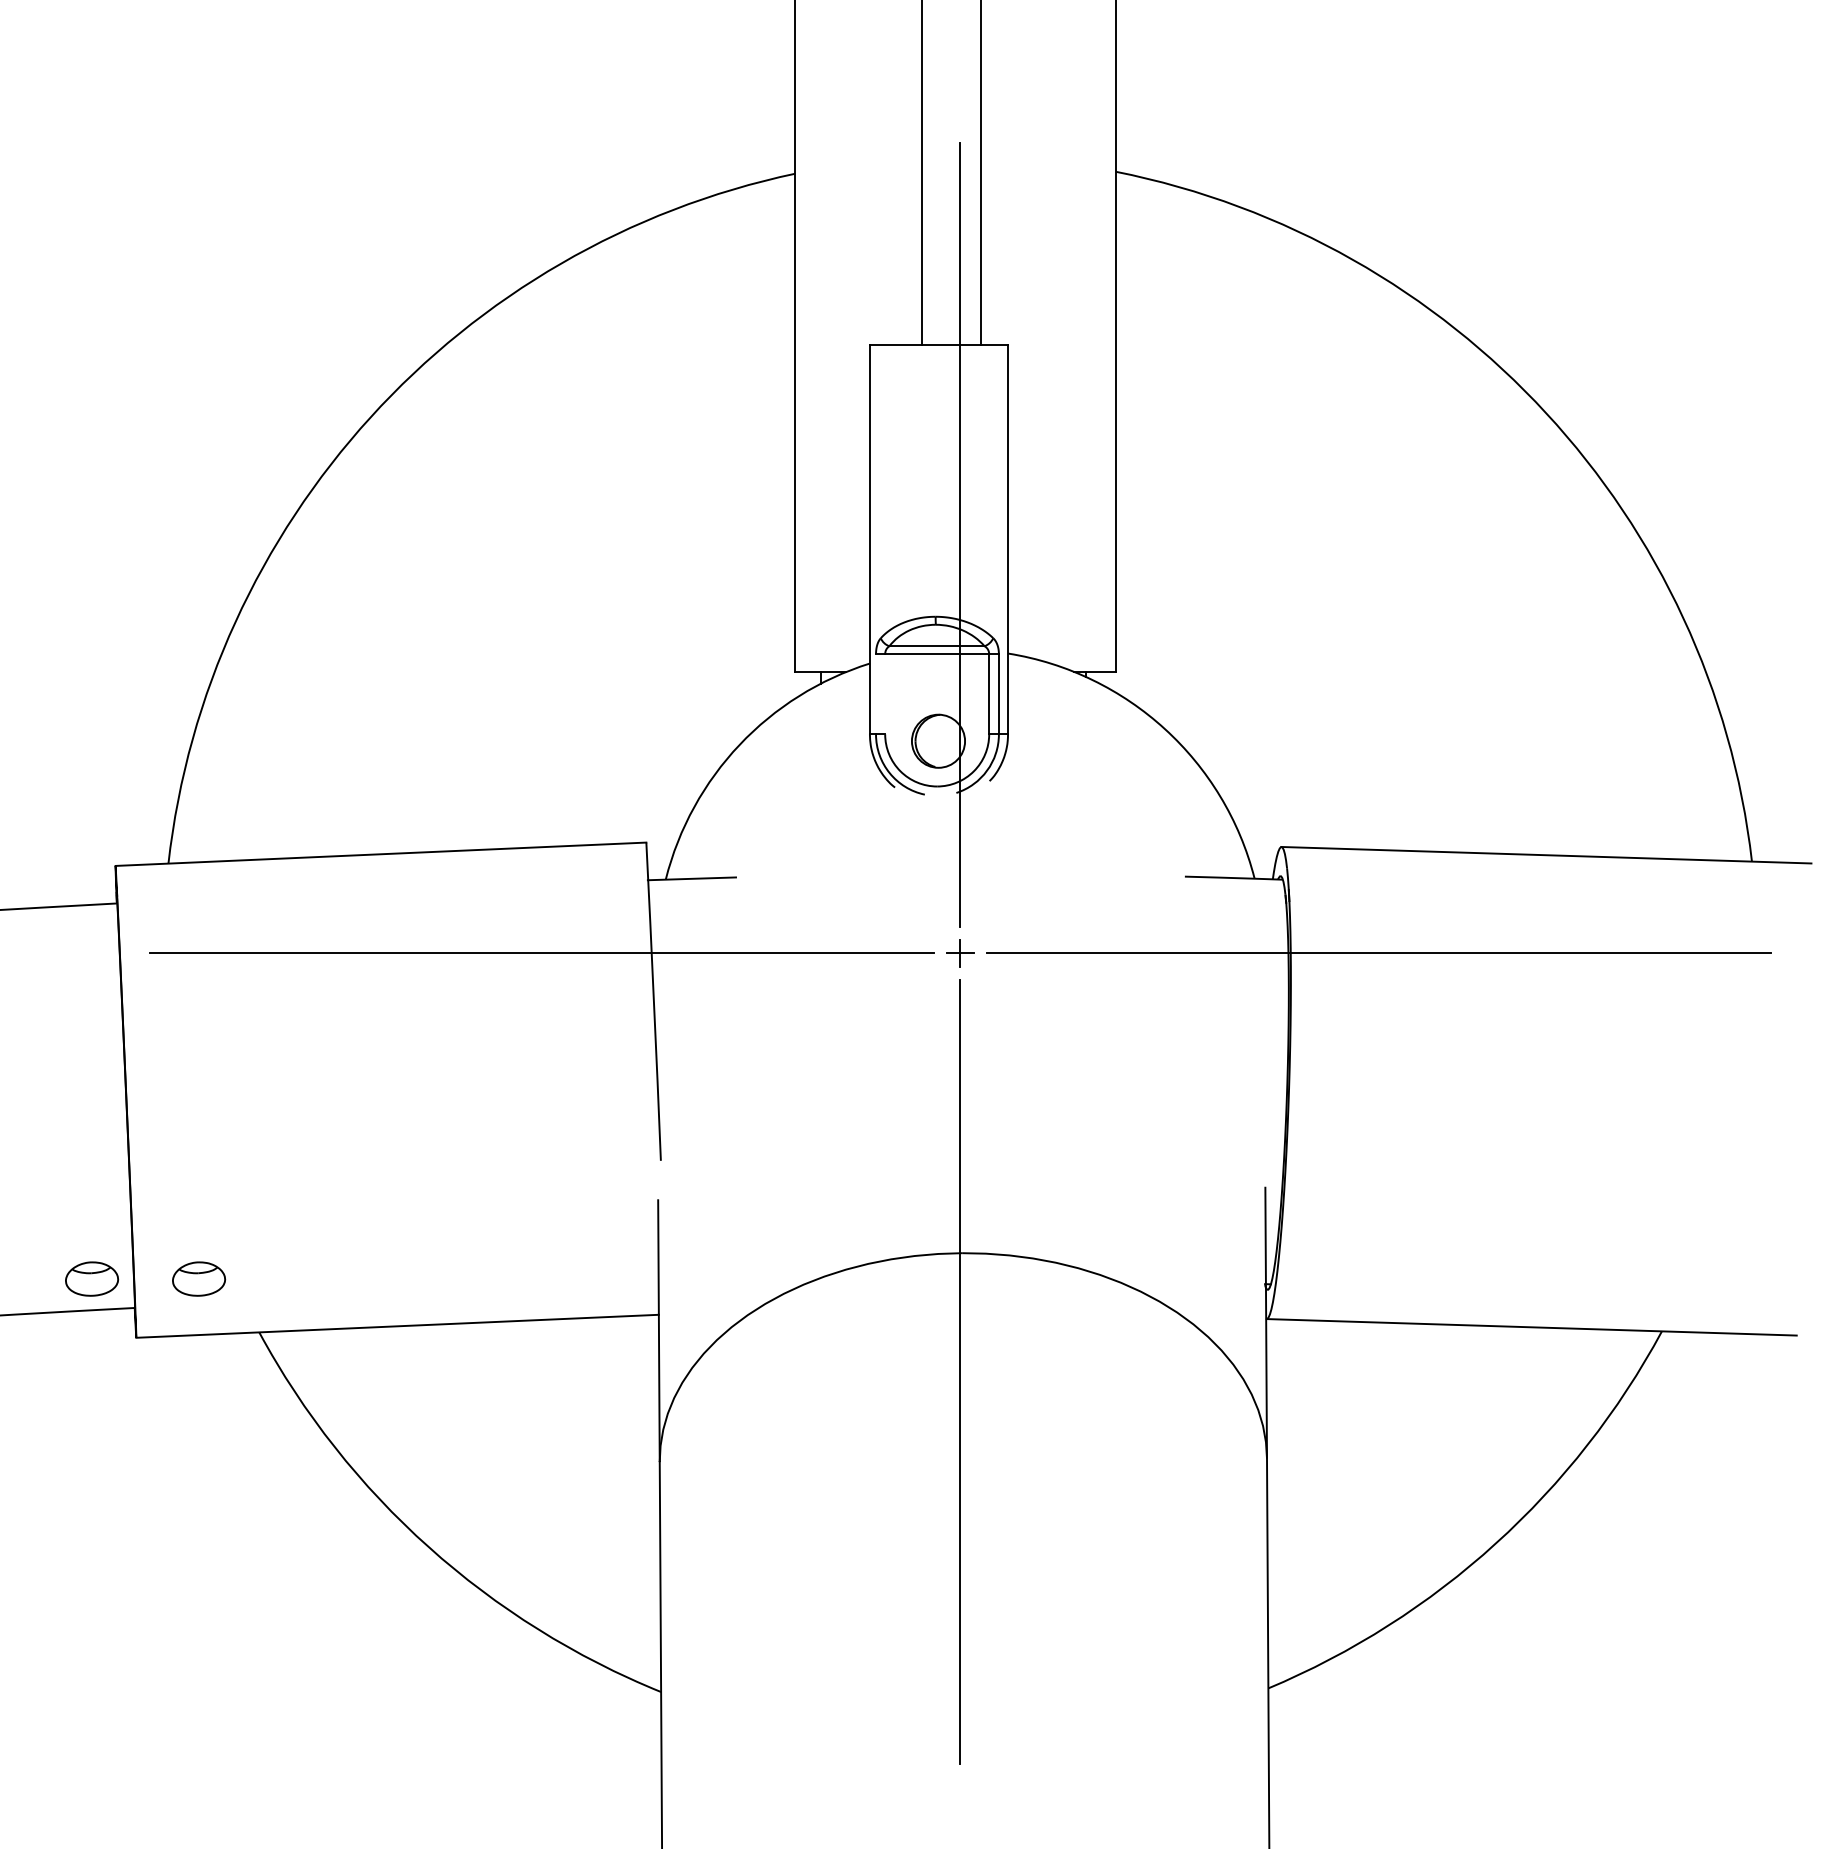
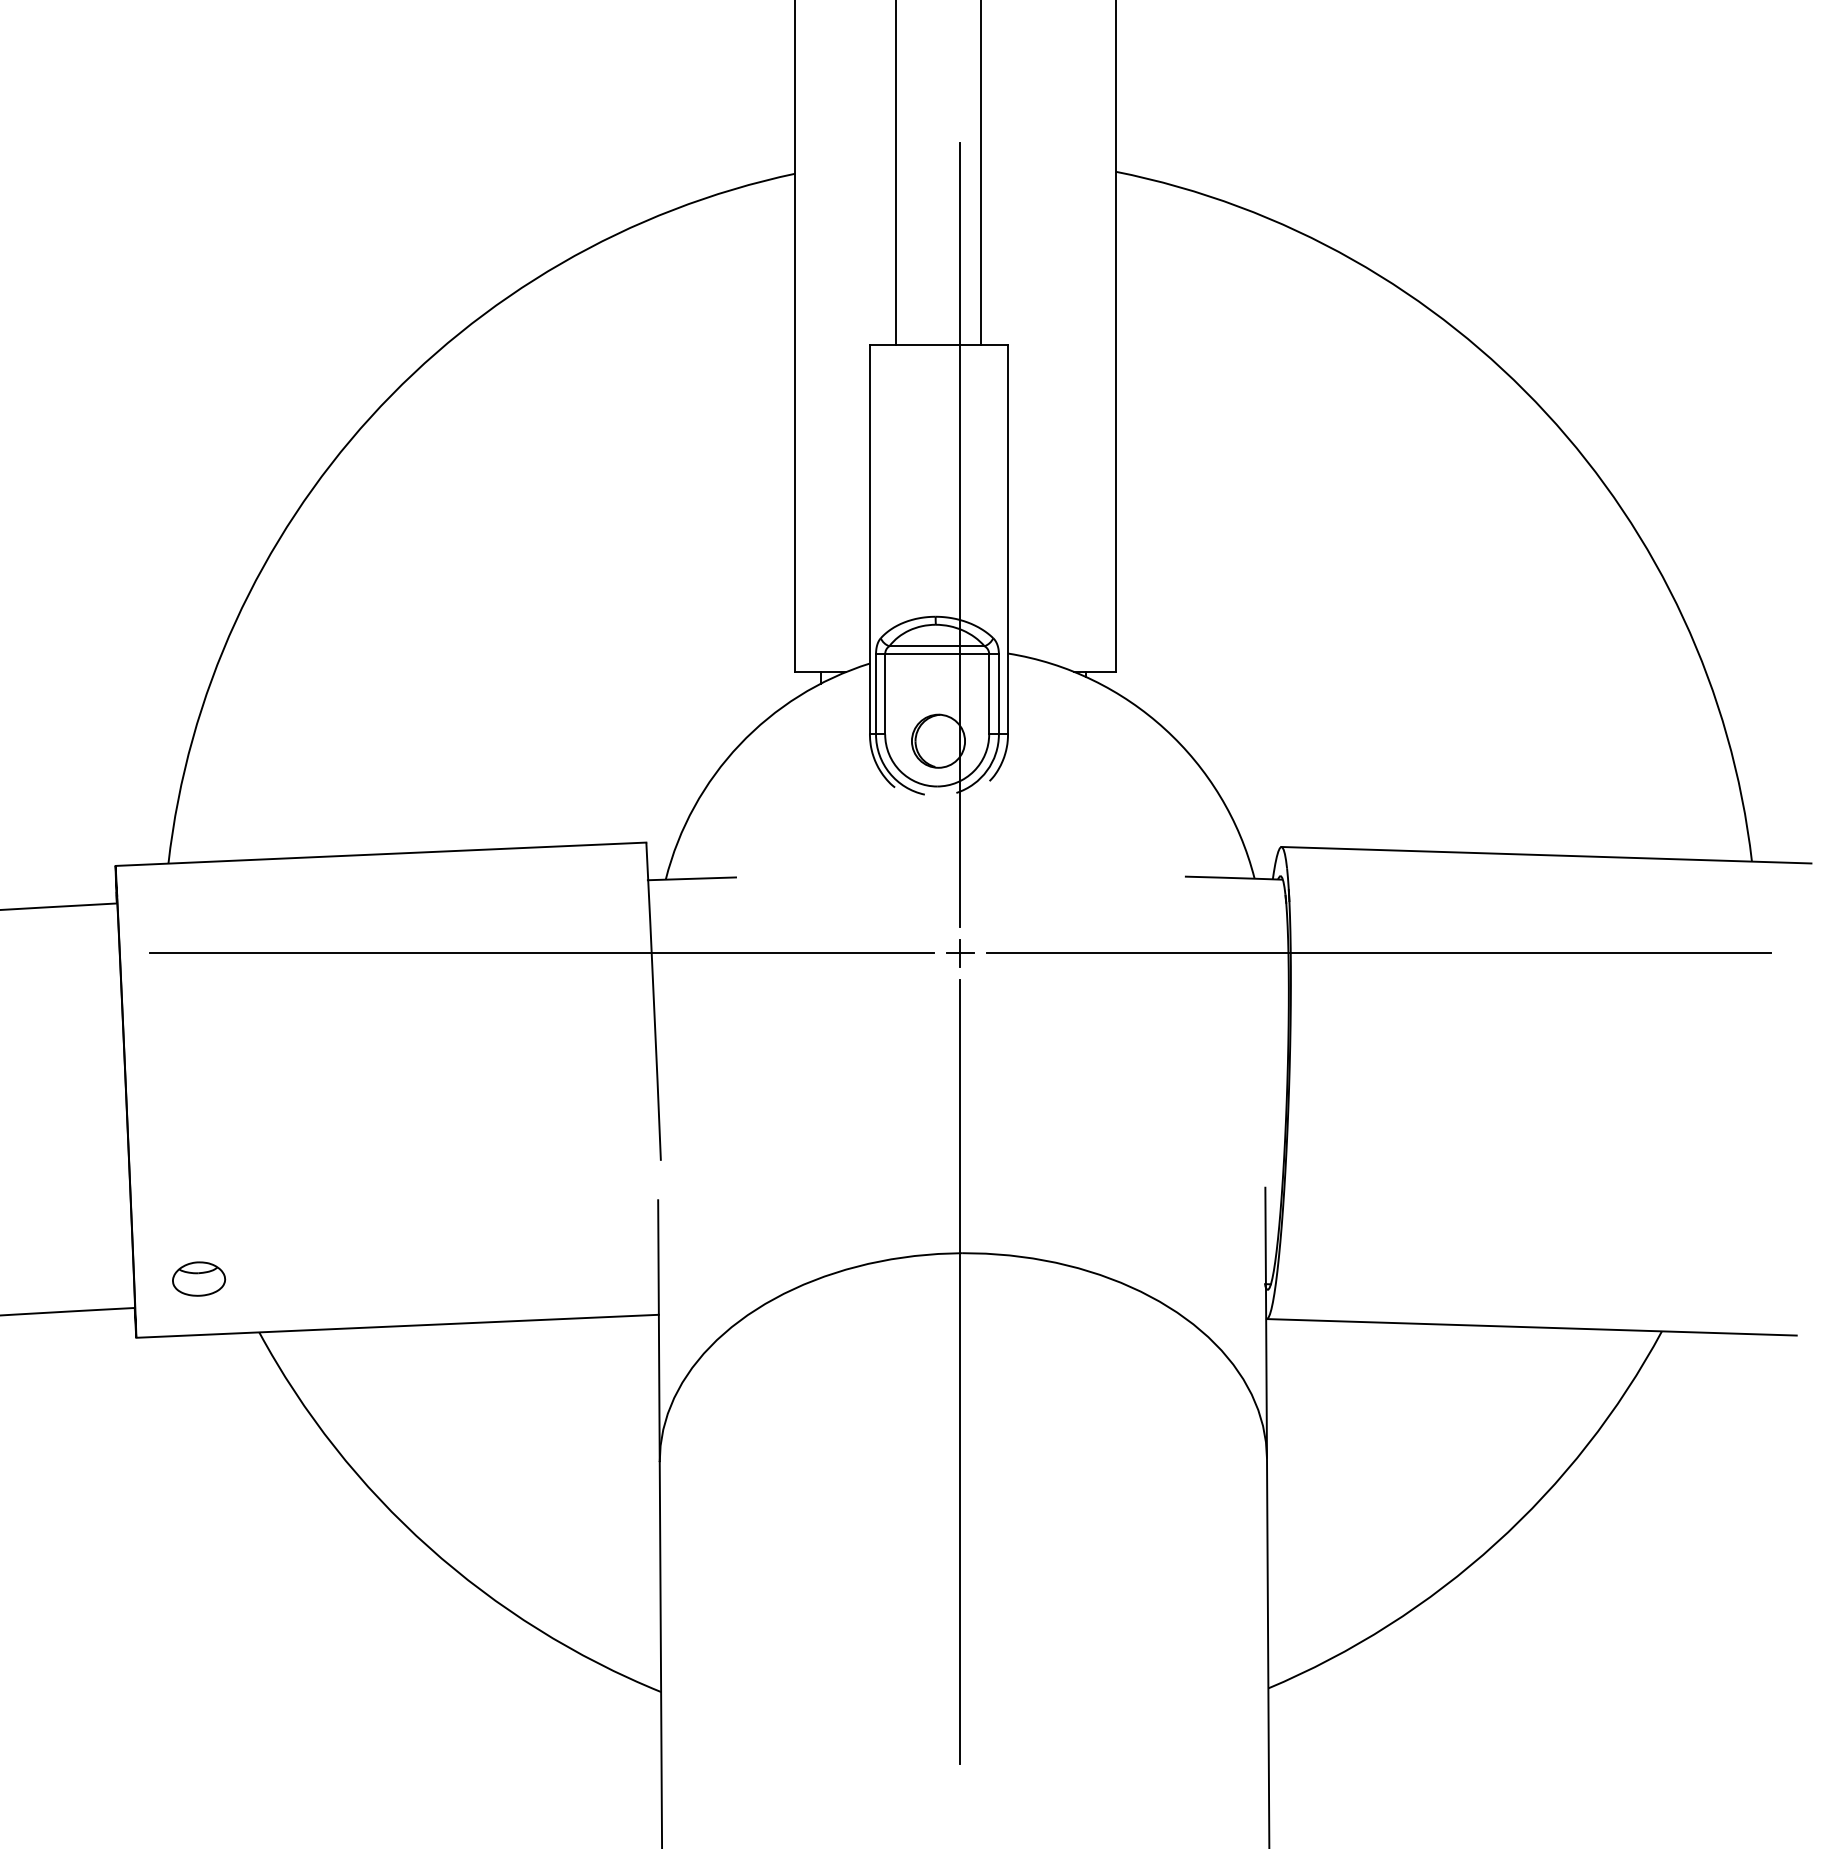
line position: (922, 173) -> (896, 173) (896, 173)
line: none -> present (876, 694)
line: none -> present (885, 694)
part: present -> none (92, 1278)
